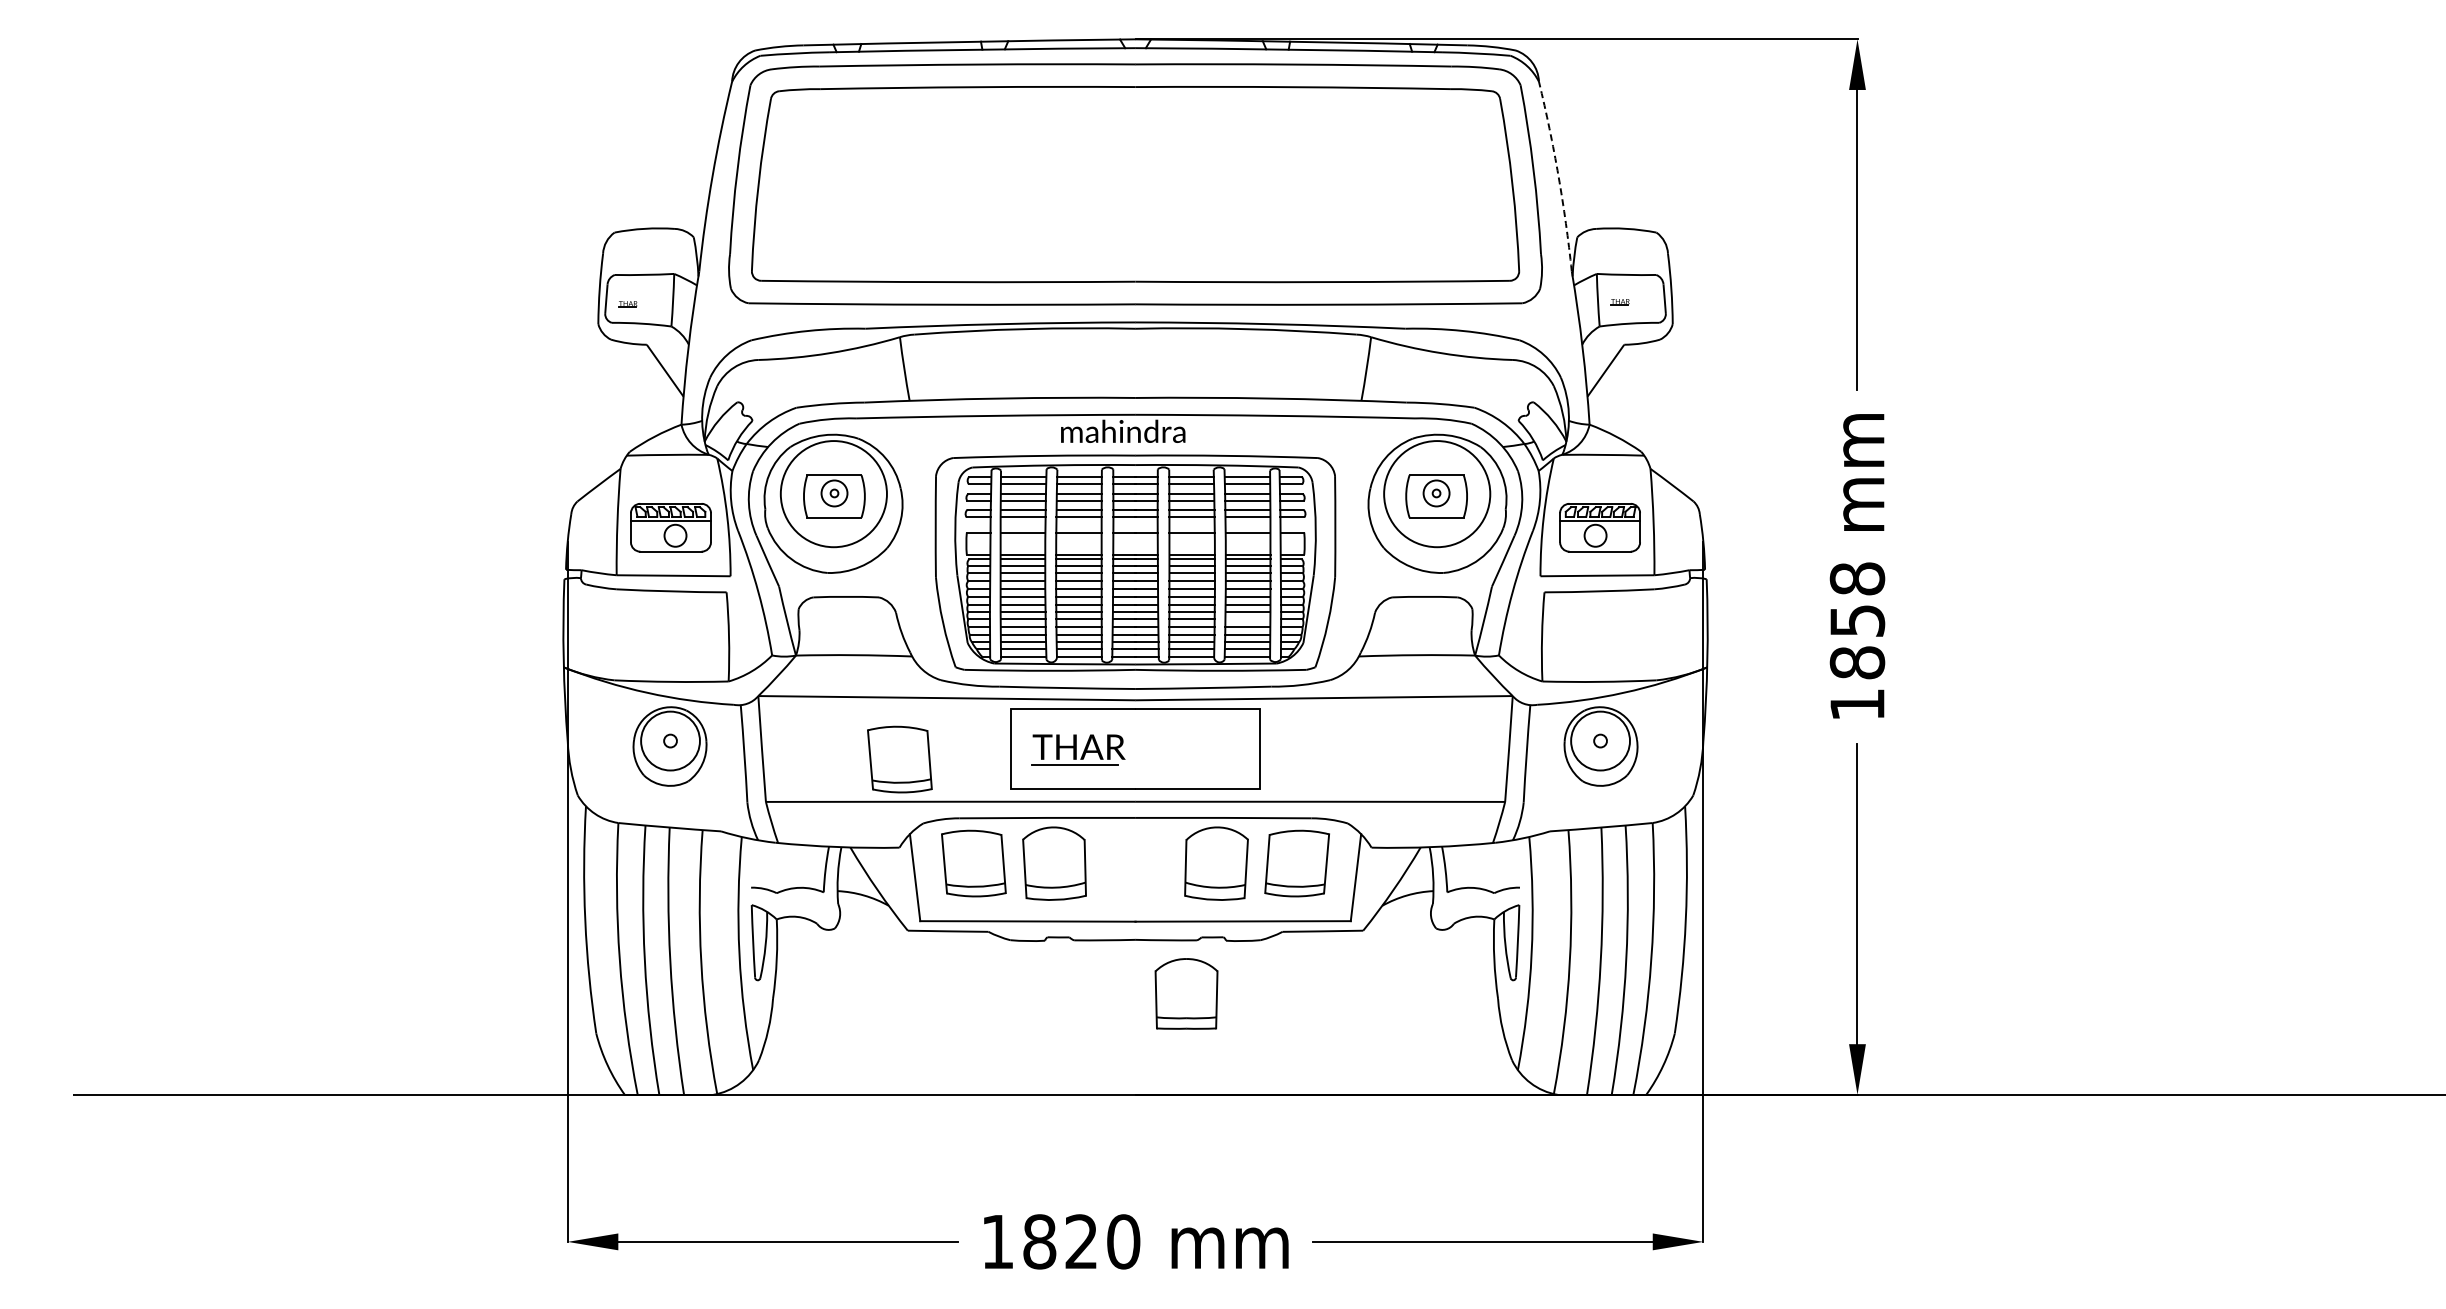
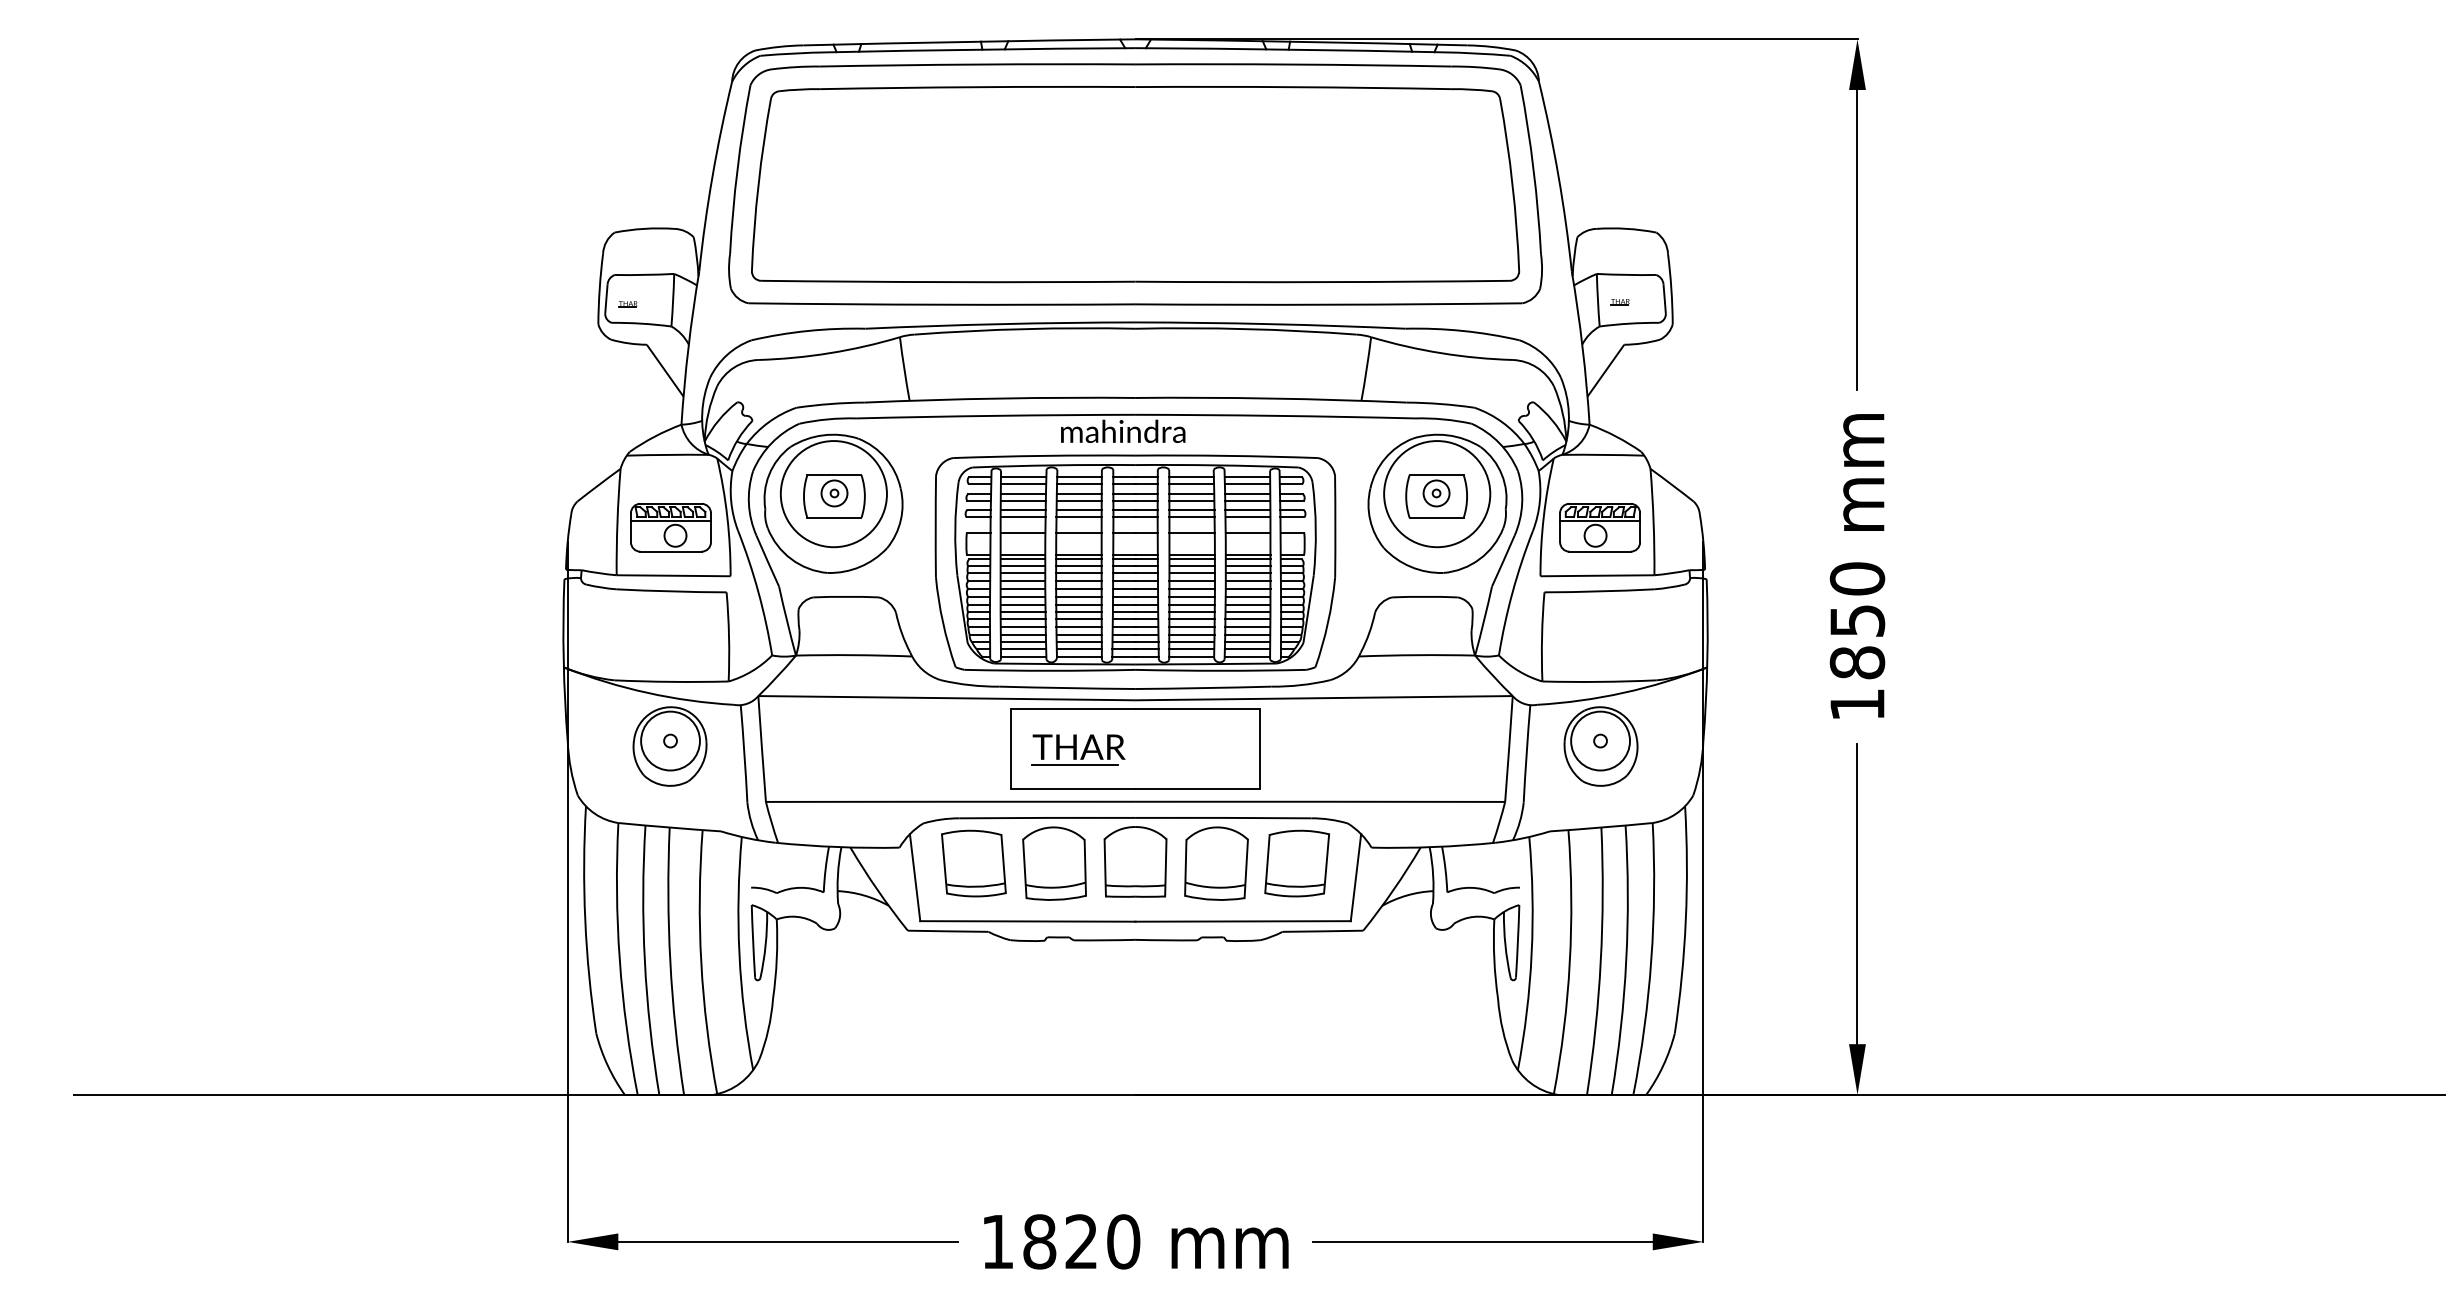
arc: dashed -> solid (1558, 176)
text: 1858 -> 1850 (1857, 578)
line: none -> present (1247, 619)
part: present -> none (899, 759)
part position: (1186, 993) -> (1135, 861) (1135, 861)
